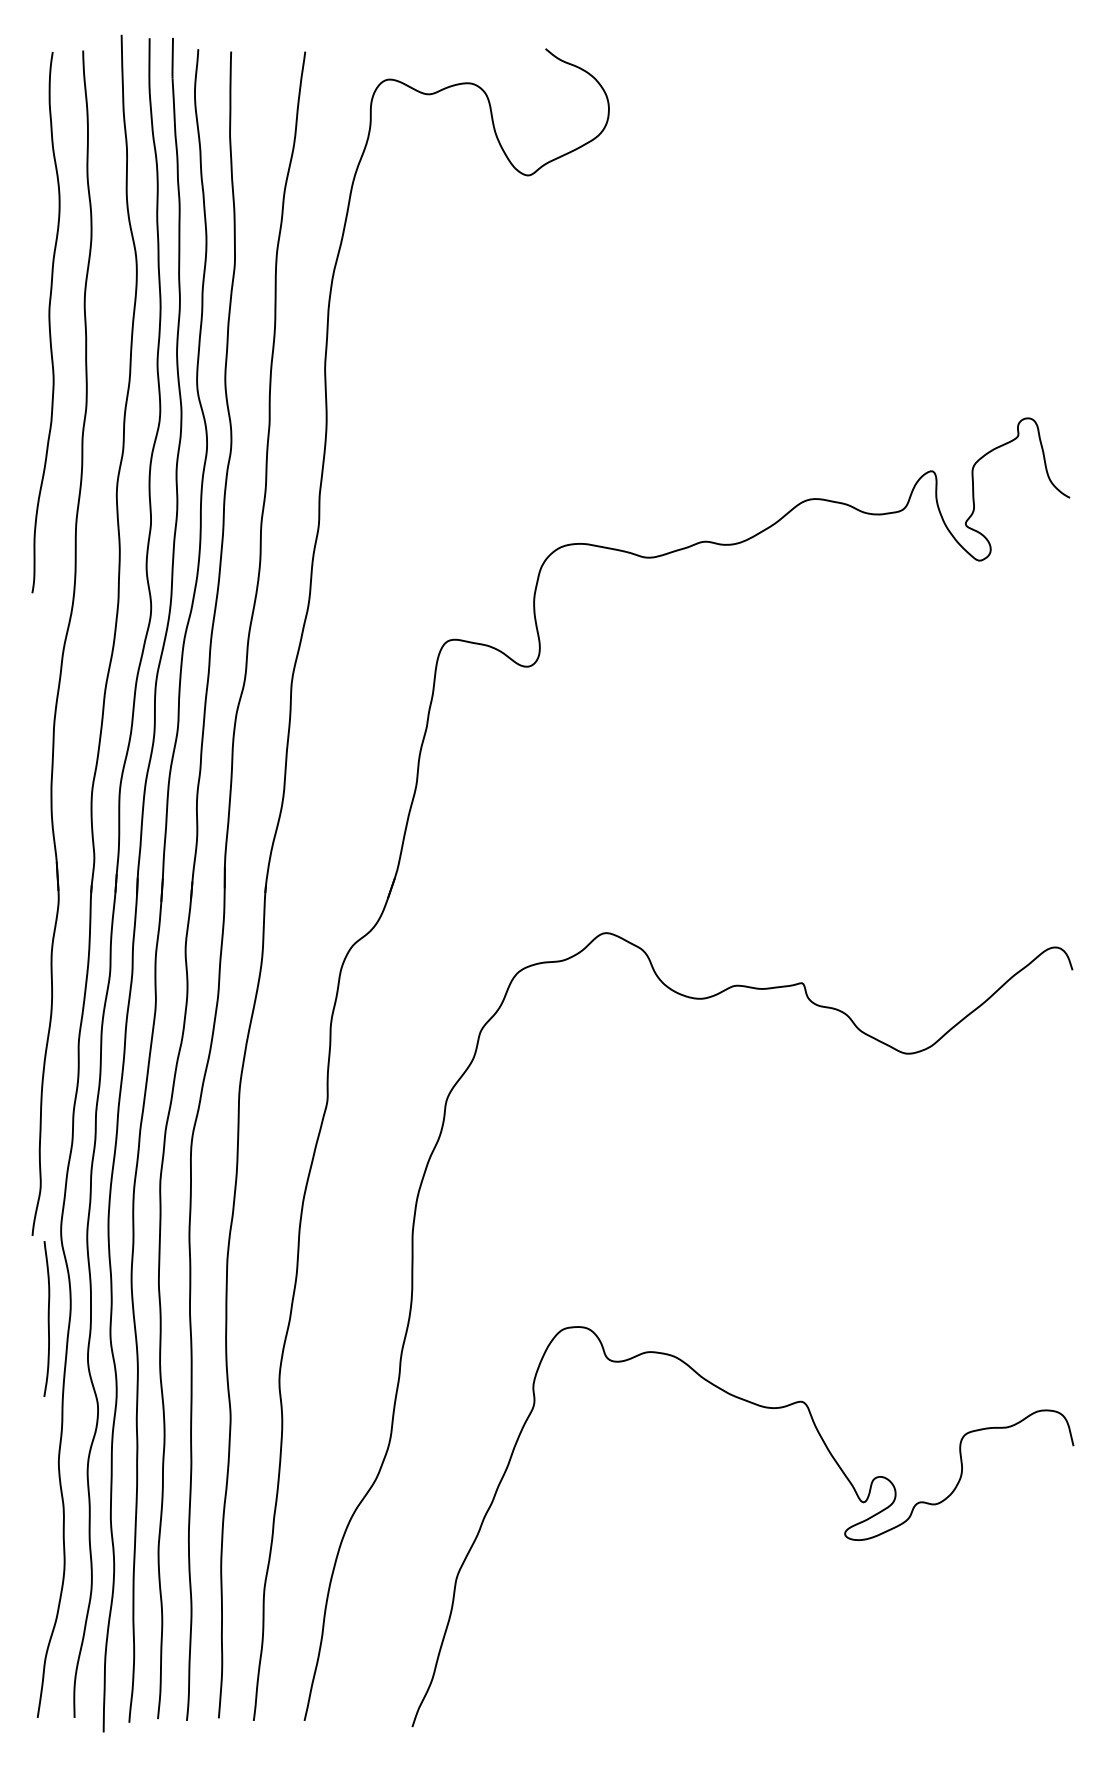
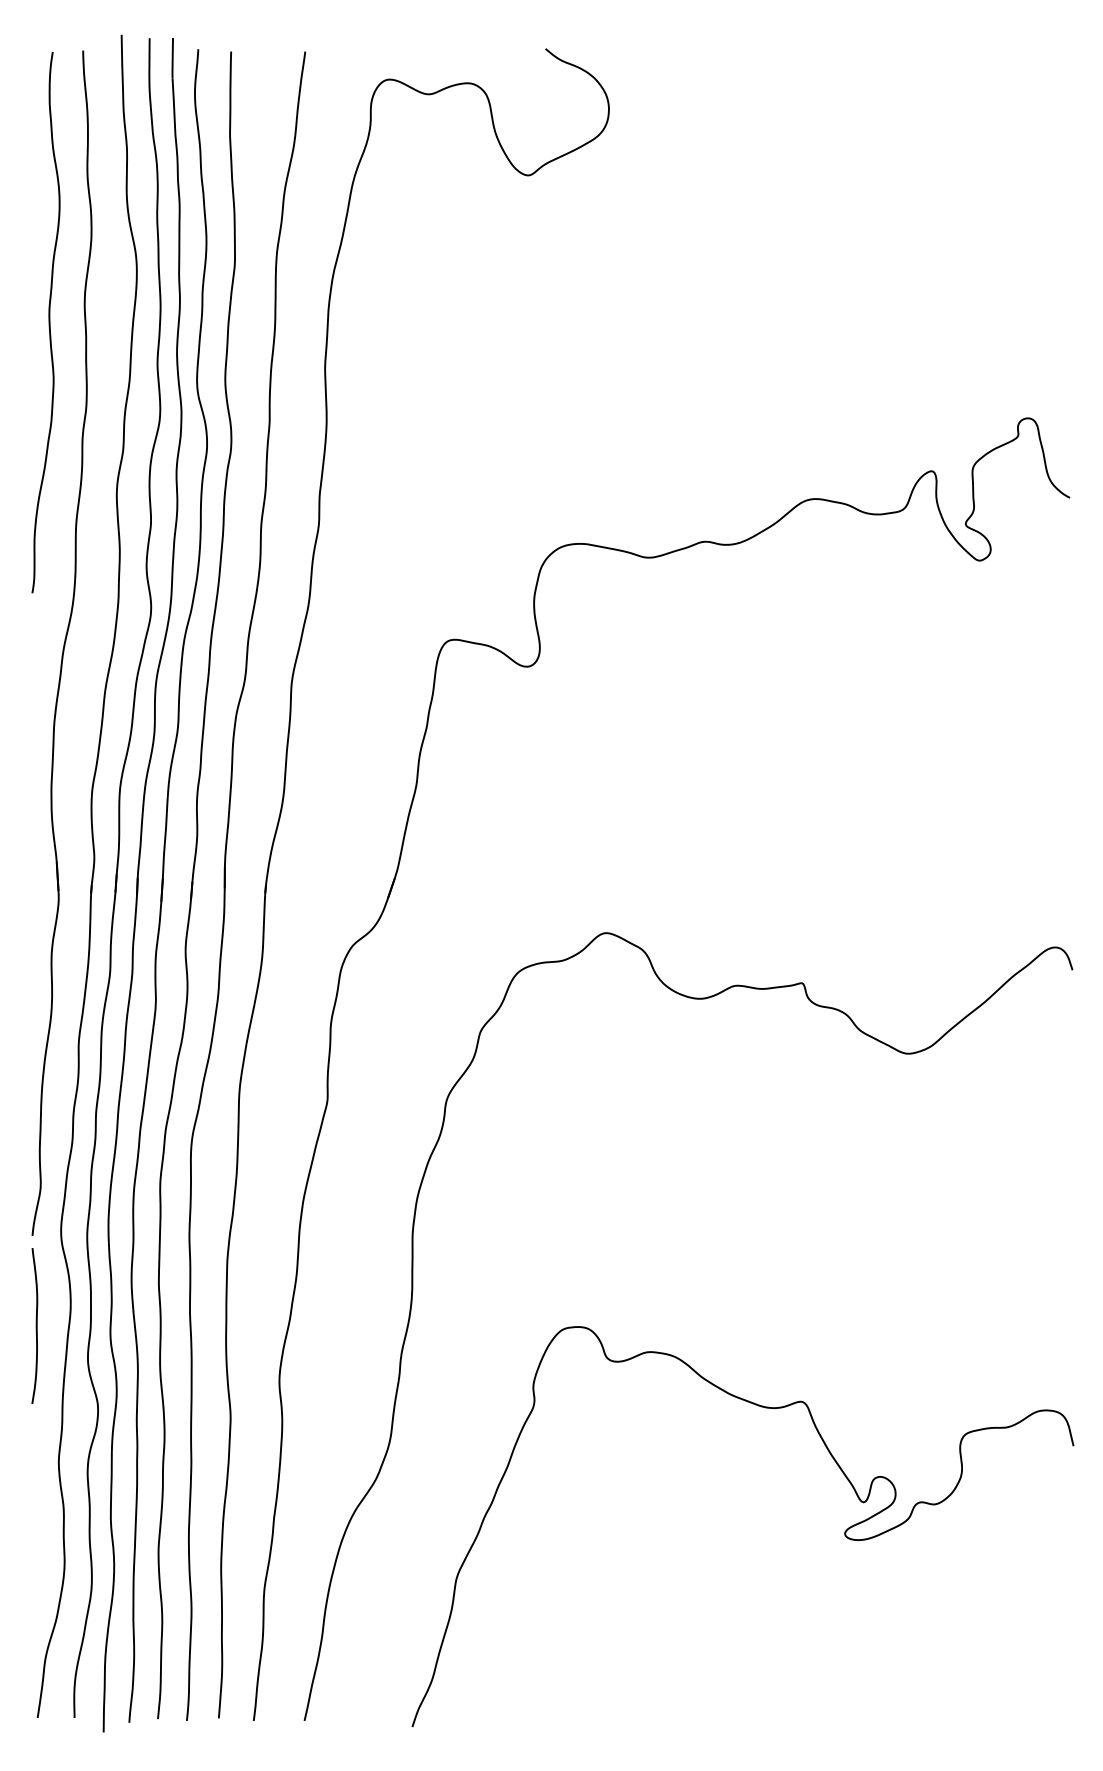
curve position: (47, 1318) -> (35, 1325) (35, 1325)
